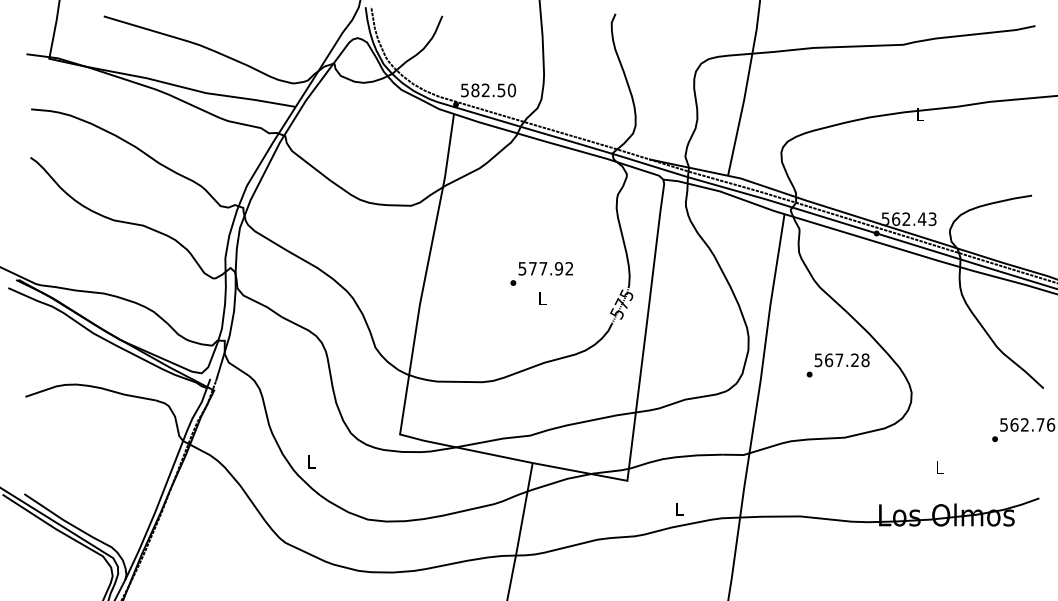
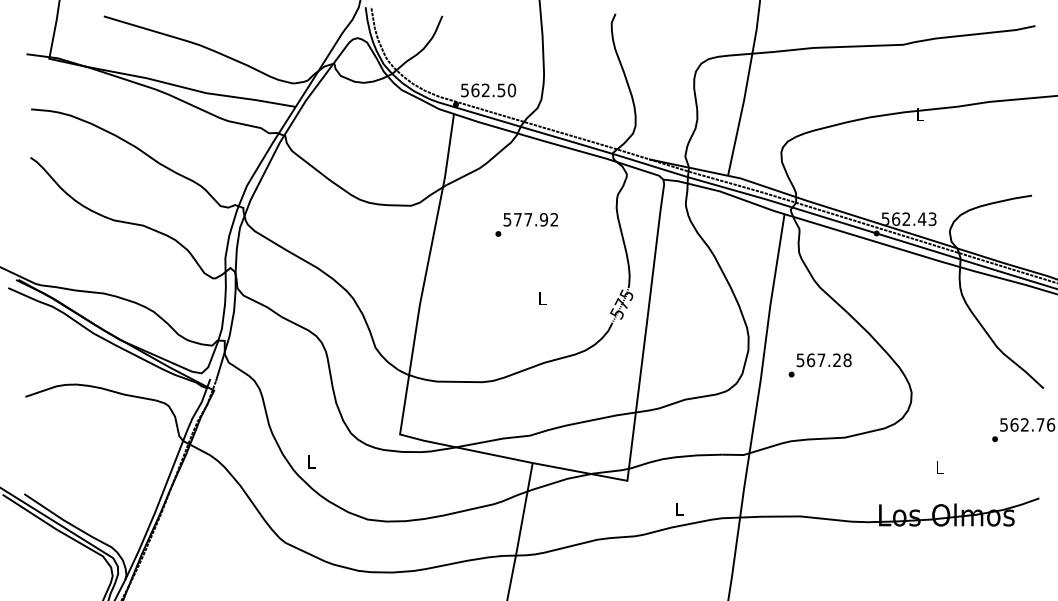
text: 582.50 -> 562.50 (475, 90)
text position: (541, 273) -> (526, 224) (526, 224)
text position: (837, 365) -> (819, 365) (819, 365)
